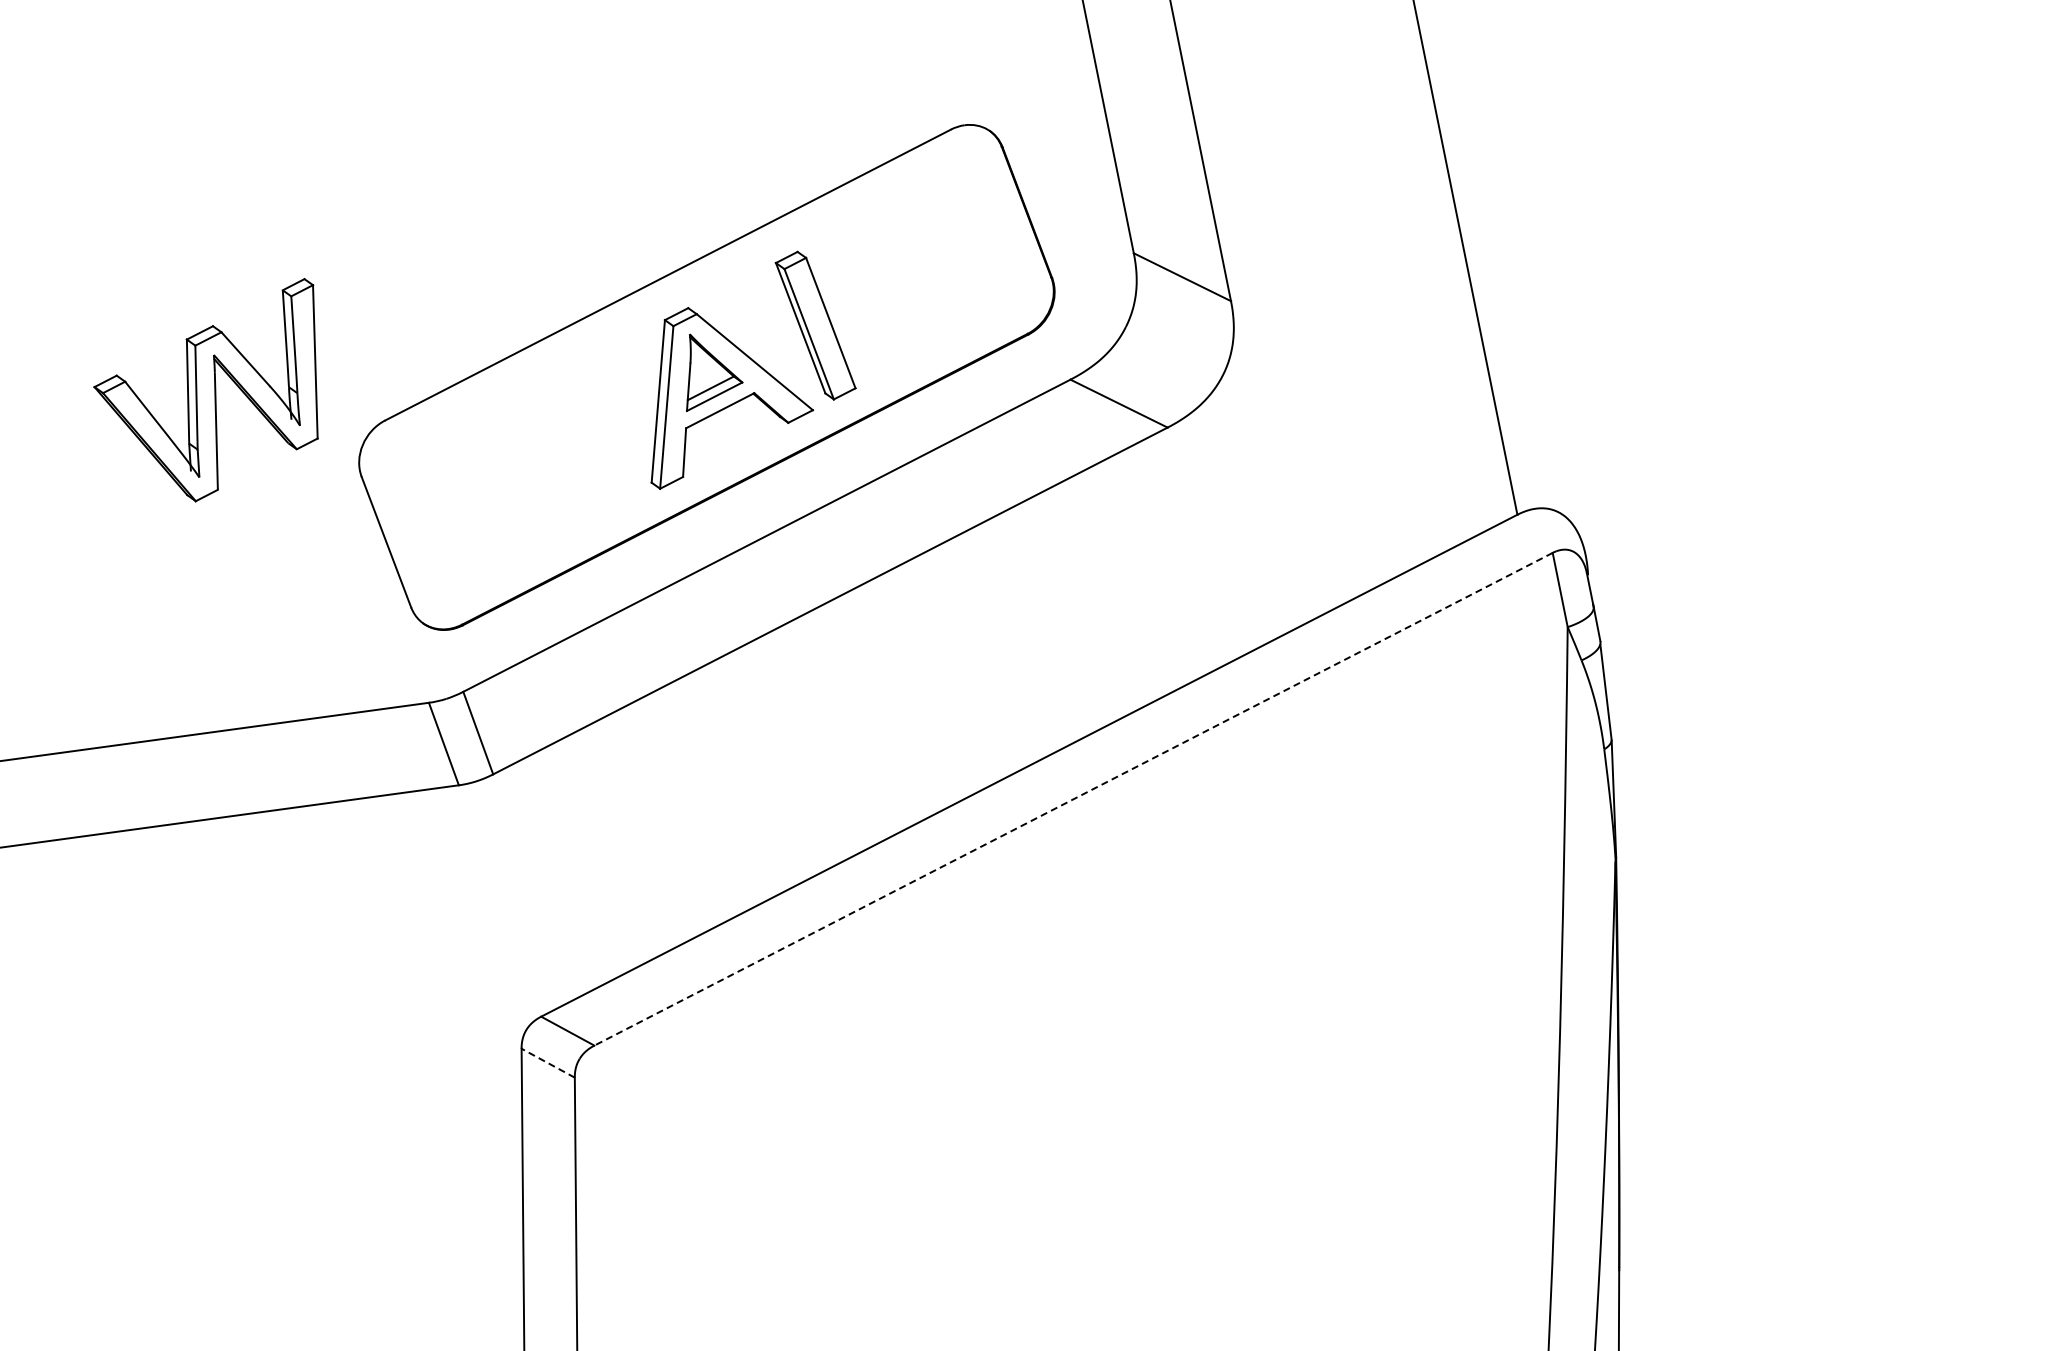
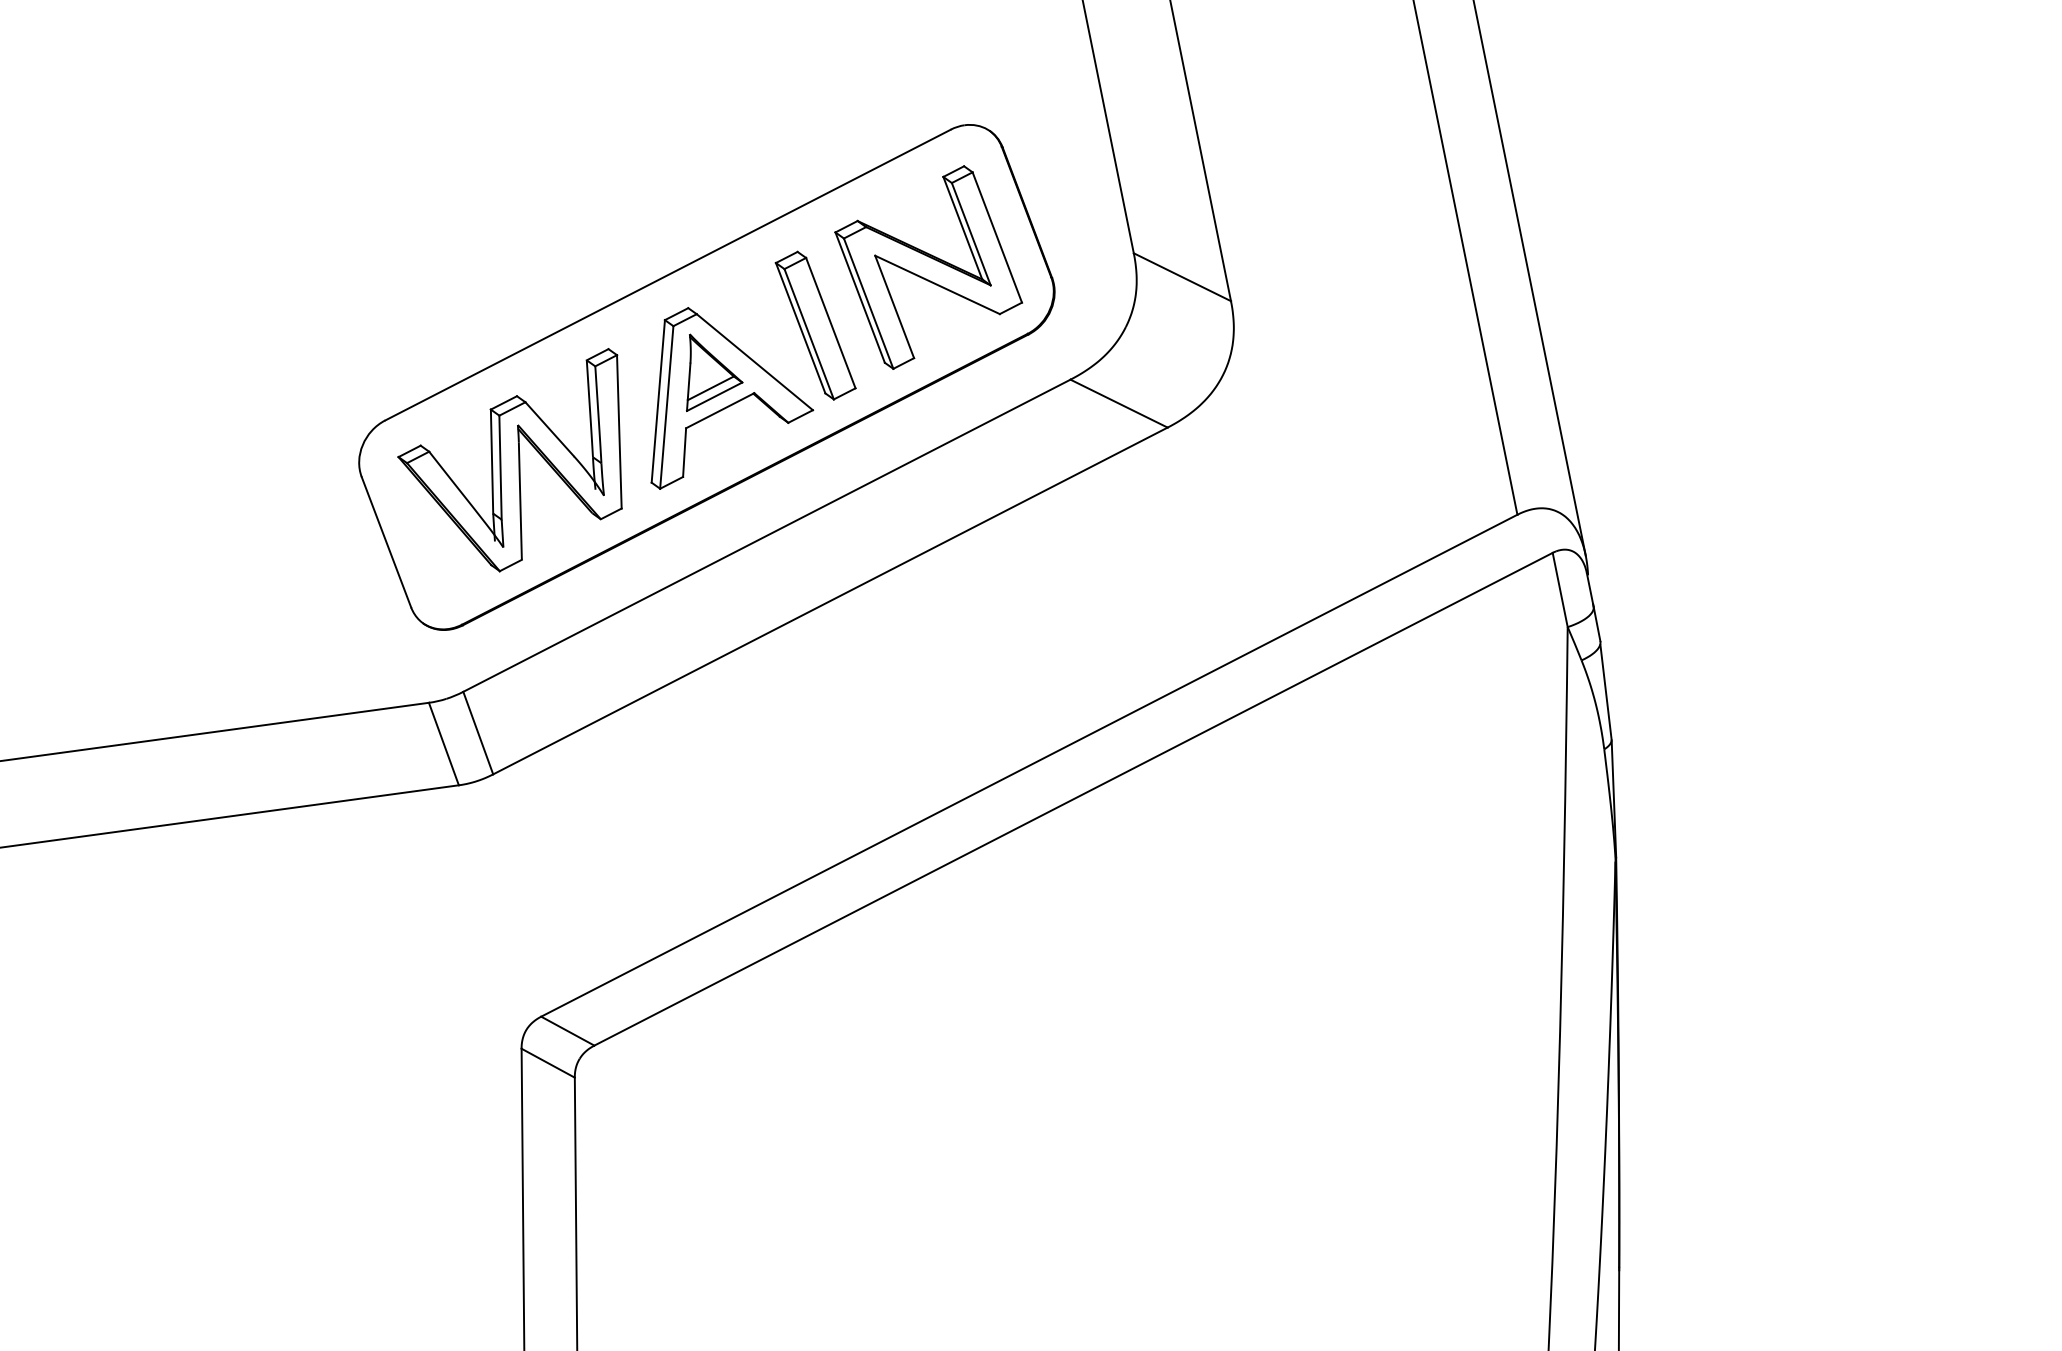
part: none -> present (928, 267)
line: none -> present (1529, 278)
part position: (205, 390) -> (509, 460) (509, 460)
line: dashed -> solid (1073, 799)
line: dashed -> solid (547, 1062)
